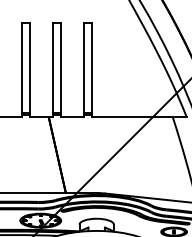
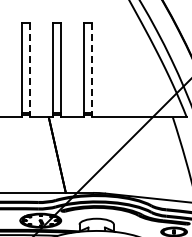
line: solid -> dashed (30, 70)
line: solid -> dashed (92, 70)
